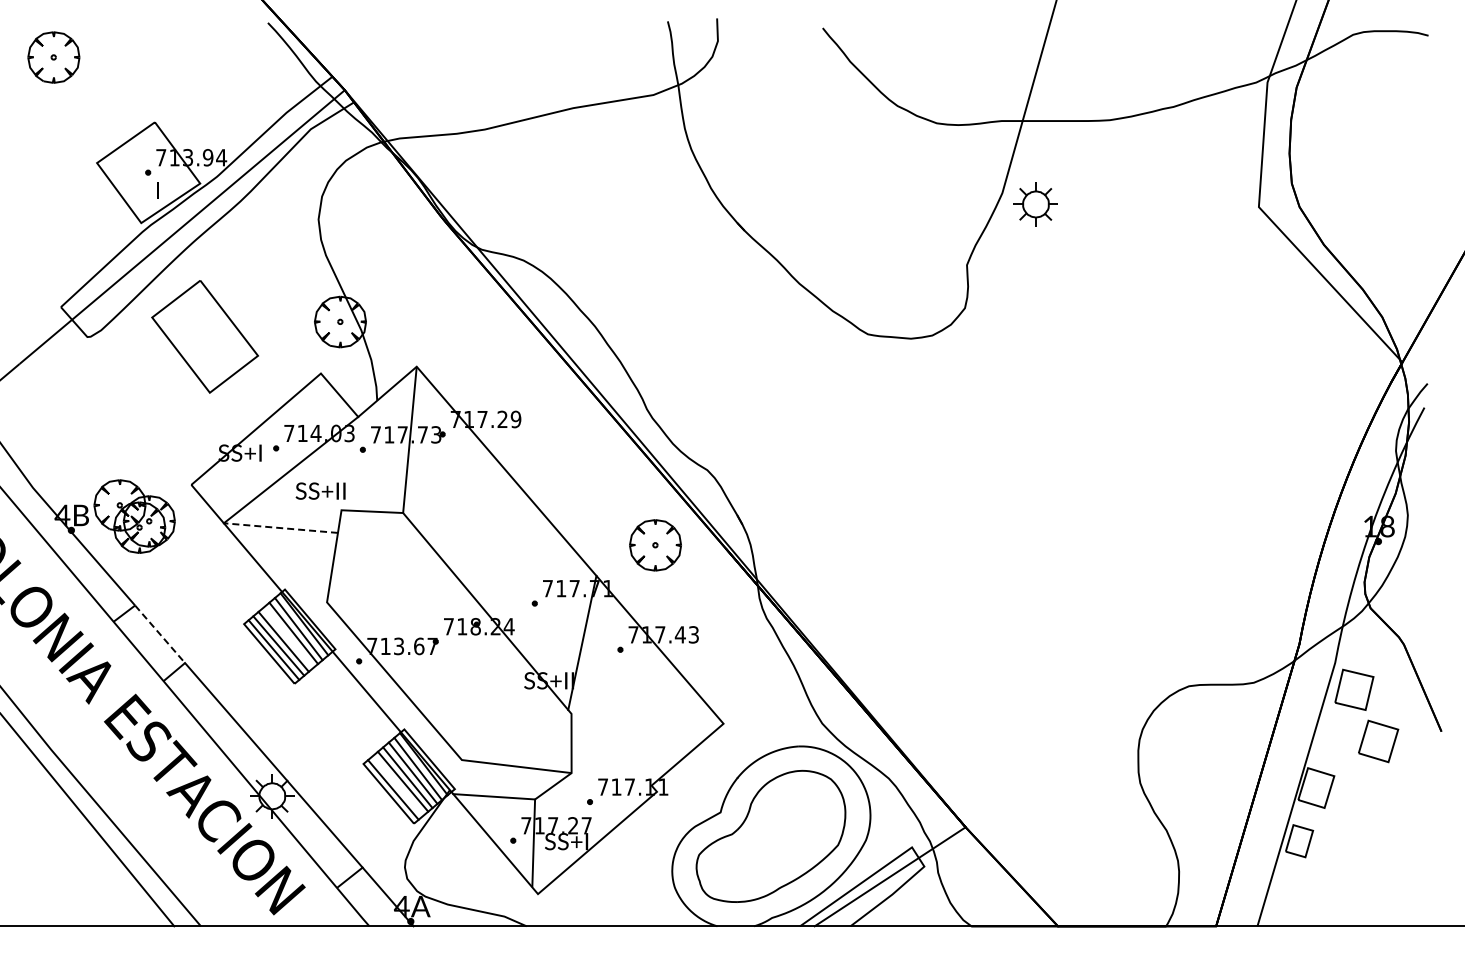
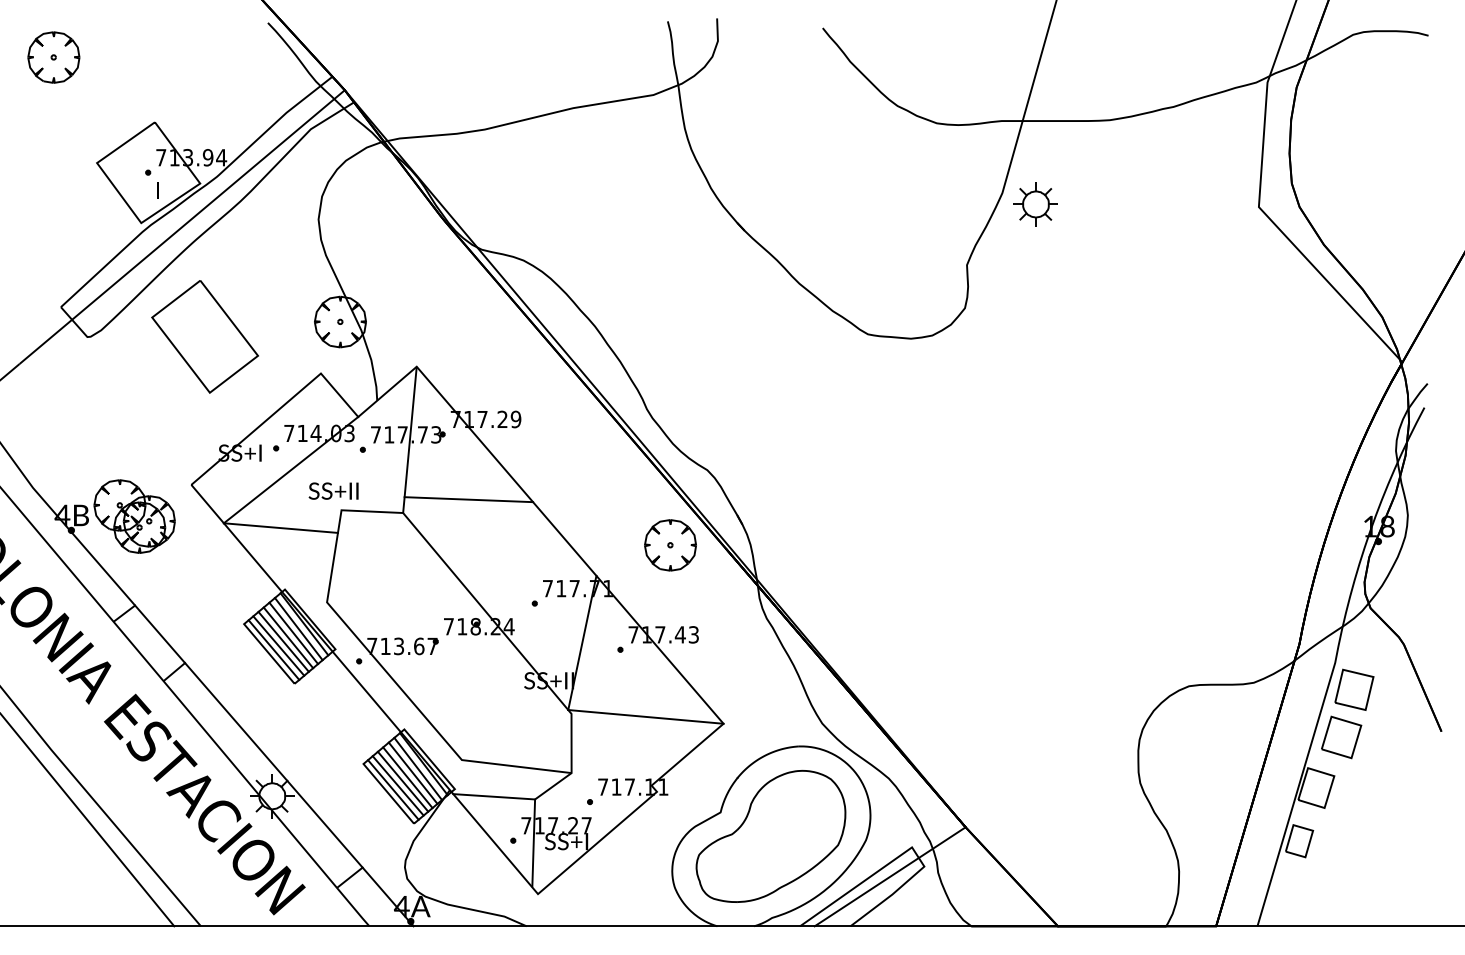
text position: (320, 490) -> (333, 490) (333, 490)
line: none -> present (468, 499)
line: dashed -> solid (280, 528)
part position: (655, 545) -> (670, 545) (670, 545)
line: dashed -> solid (160, 634)
line: none -> present (288, 637)
line: none -> present (645, 716)
part position: (1378, 741) -> (1341, 737) (1341, 737)
line: none -> present (397, 785)
